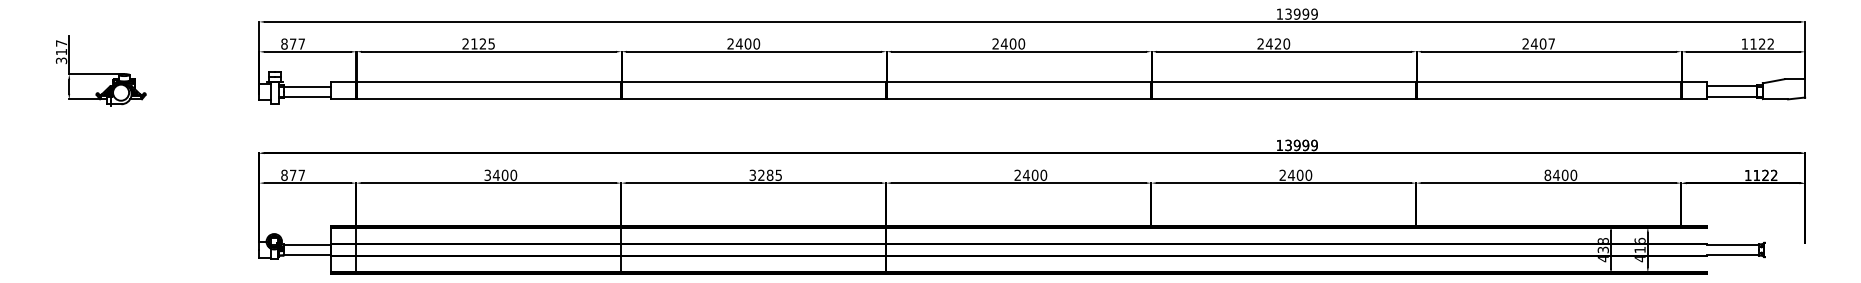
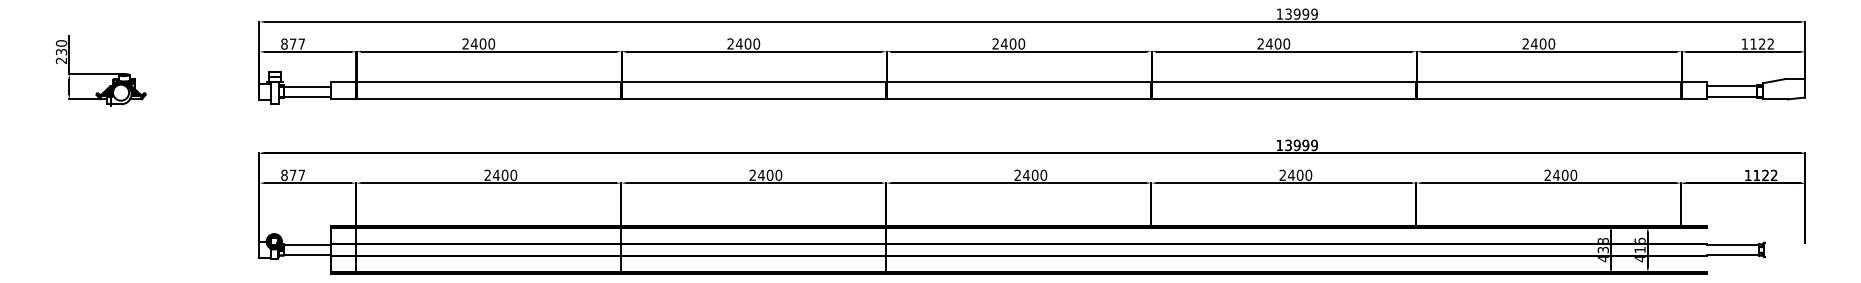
text: 2125 -> 2400 (482, 43)
text: 2420 -> 2400 (1277, 43)
text: 2407 -> 2400 (1551, 43)
text: 317 -> 230 (61, 51)
text: 3285 -> 2400 (765, 174)
text: 8400 -> 2400 (1547, 174)
text: 3400 -> 2400 (487, 175)
